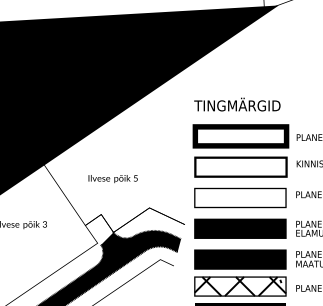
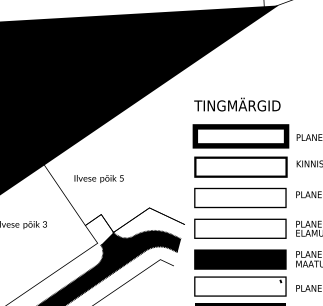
text position: (112, 179) -> (98, 179) (98, 179)
fill: present -> none (240, 228)
hatch: present -> none (240, 286)
